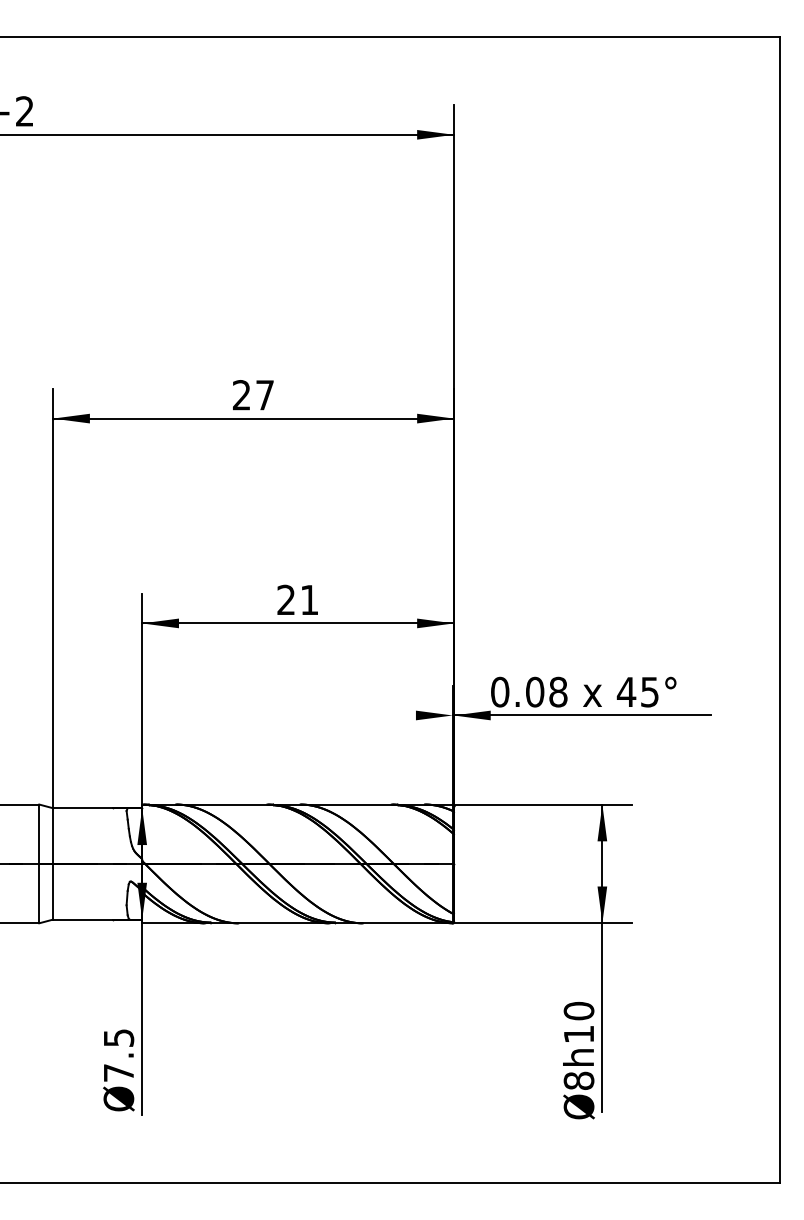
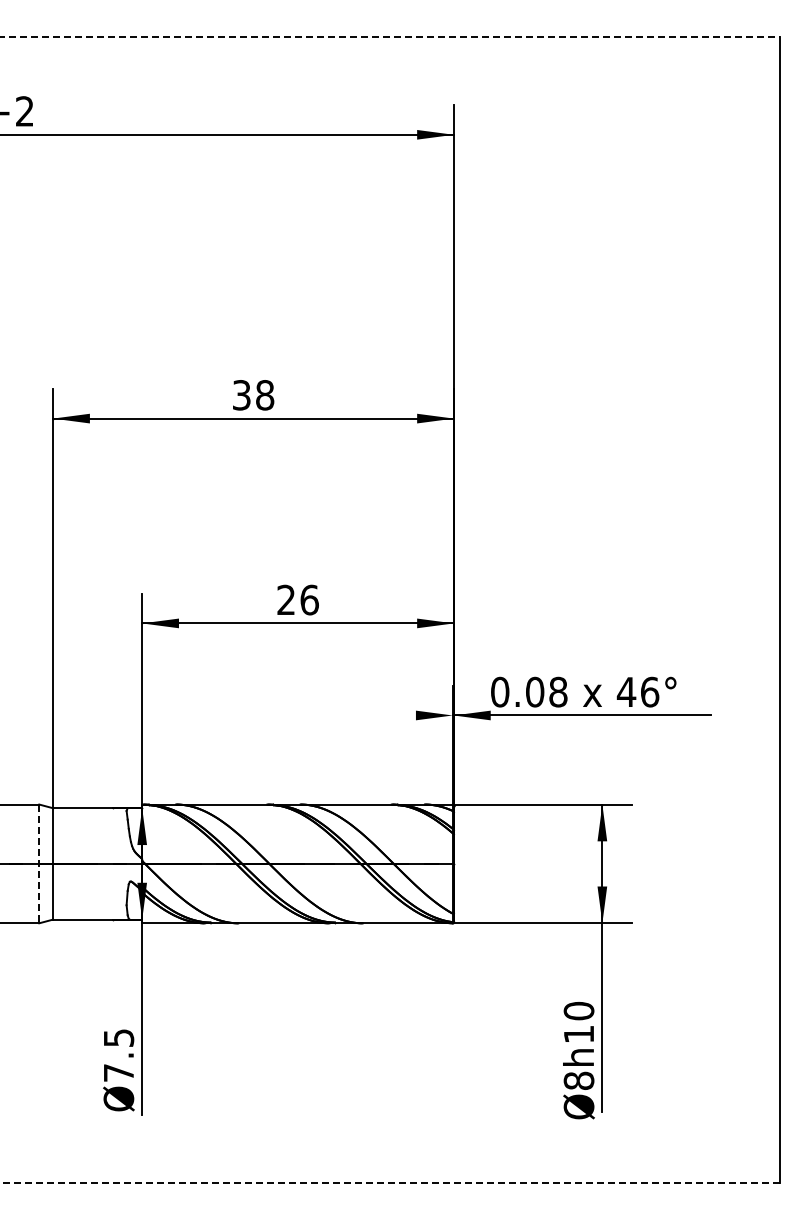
line: solid -> dashed (390, 36)
text: 27 -> 38 (253, 395)
text: 21 -> 26 (309, 599)
text: 45° -> 46° (650, 691)
line: solid -> dashed (39, 864)
line: solid -> dashed (389, 1183)
